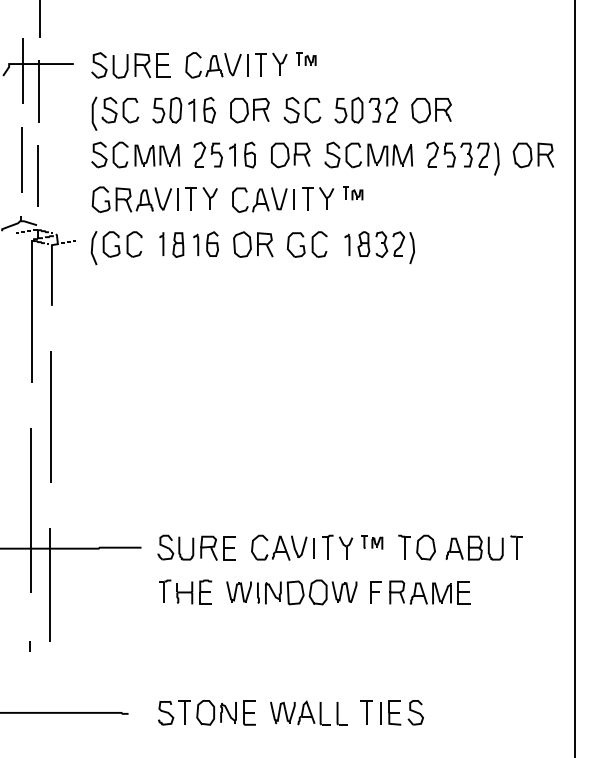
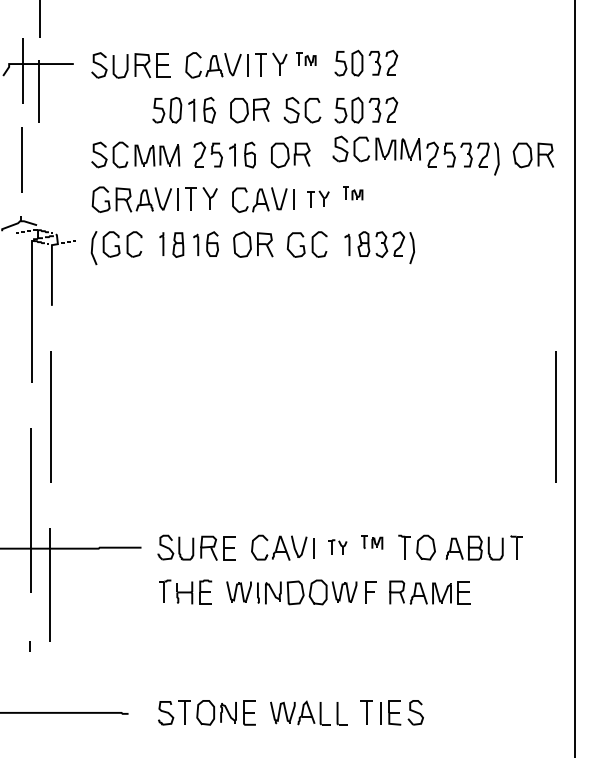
part: none -> present (366, 62)
part: present -> none (431, 110)
part: present -> none (115, 113)
part position: (368, 154) -> (376, 148) (376, 148)
line: present -> none (37, 175)
part size: 33x24 px -> 23x18 px (318, 198)
line: none -> present (555, 416)
part size: 32x26 px -> 20x16 px (337, 546)
part position: (375, 592) -> (370, 592) (370, 592)
